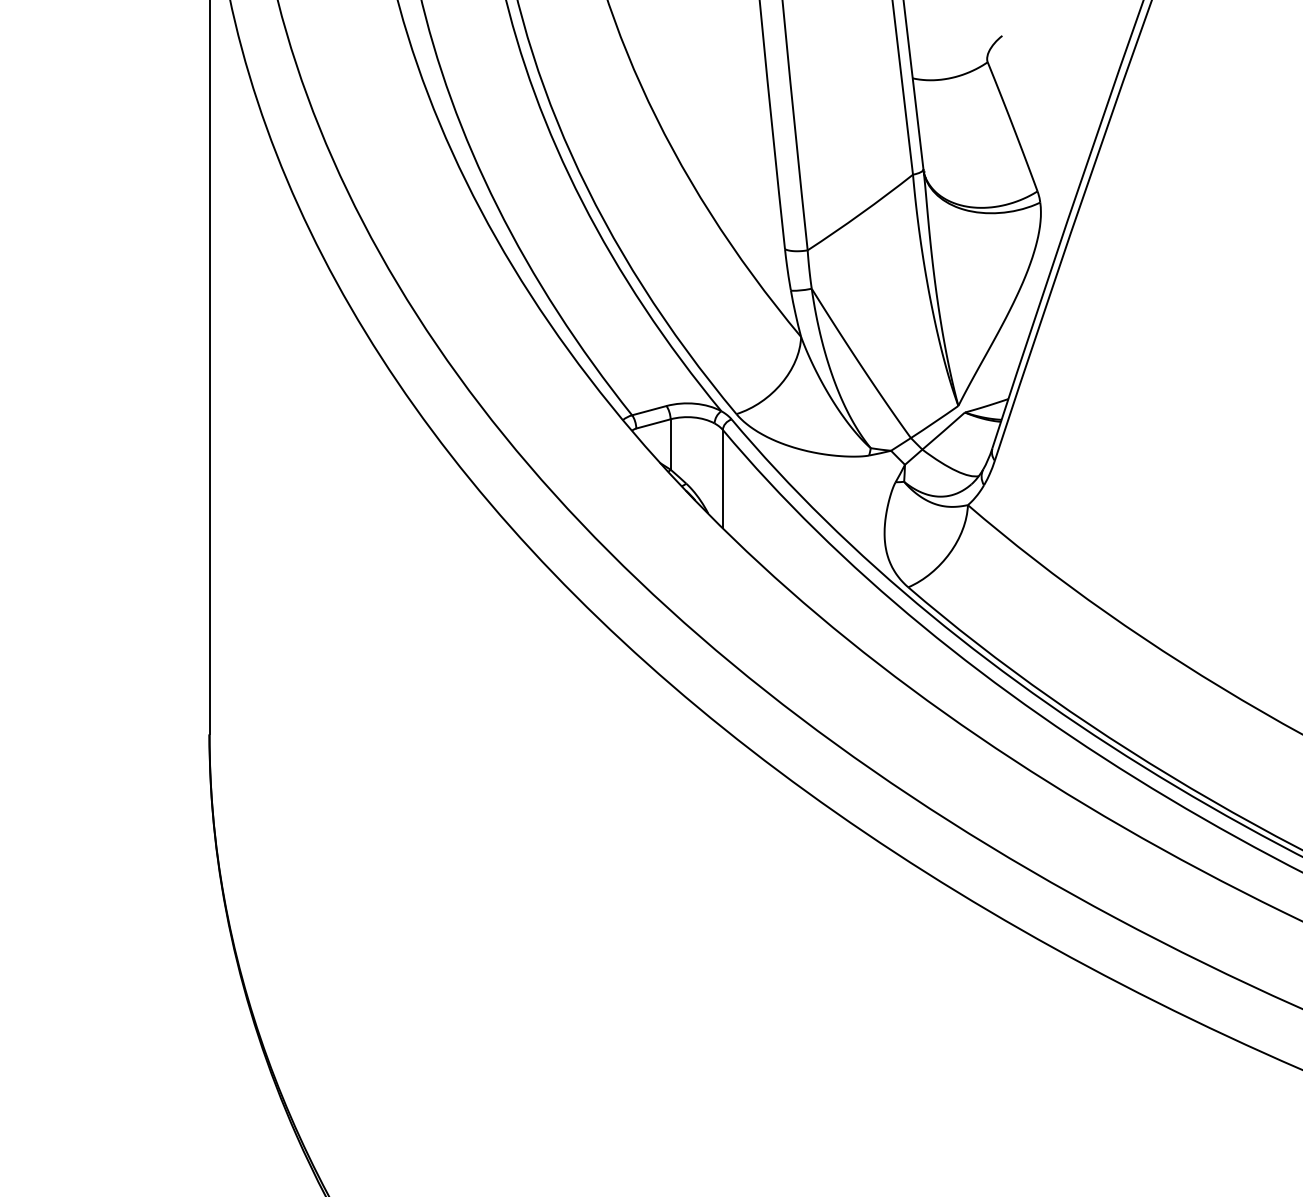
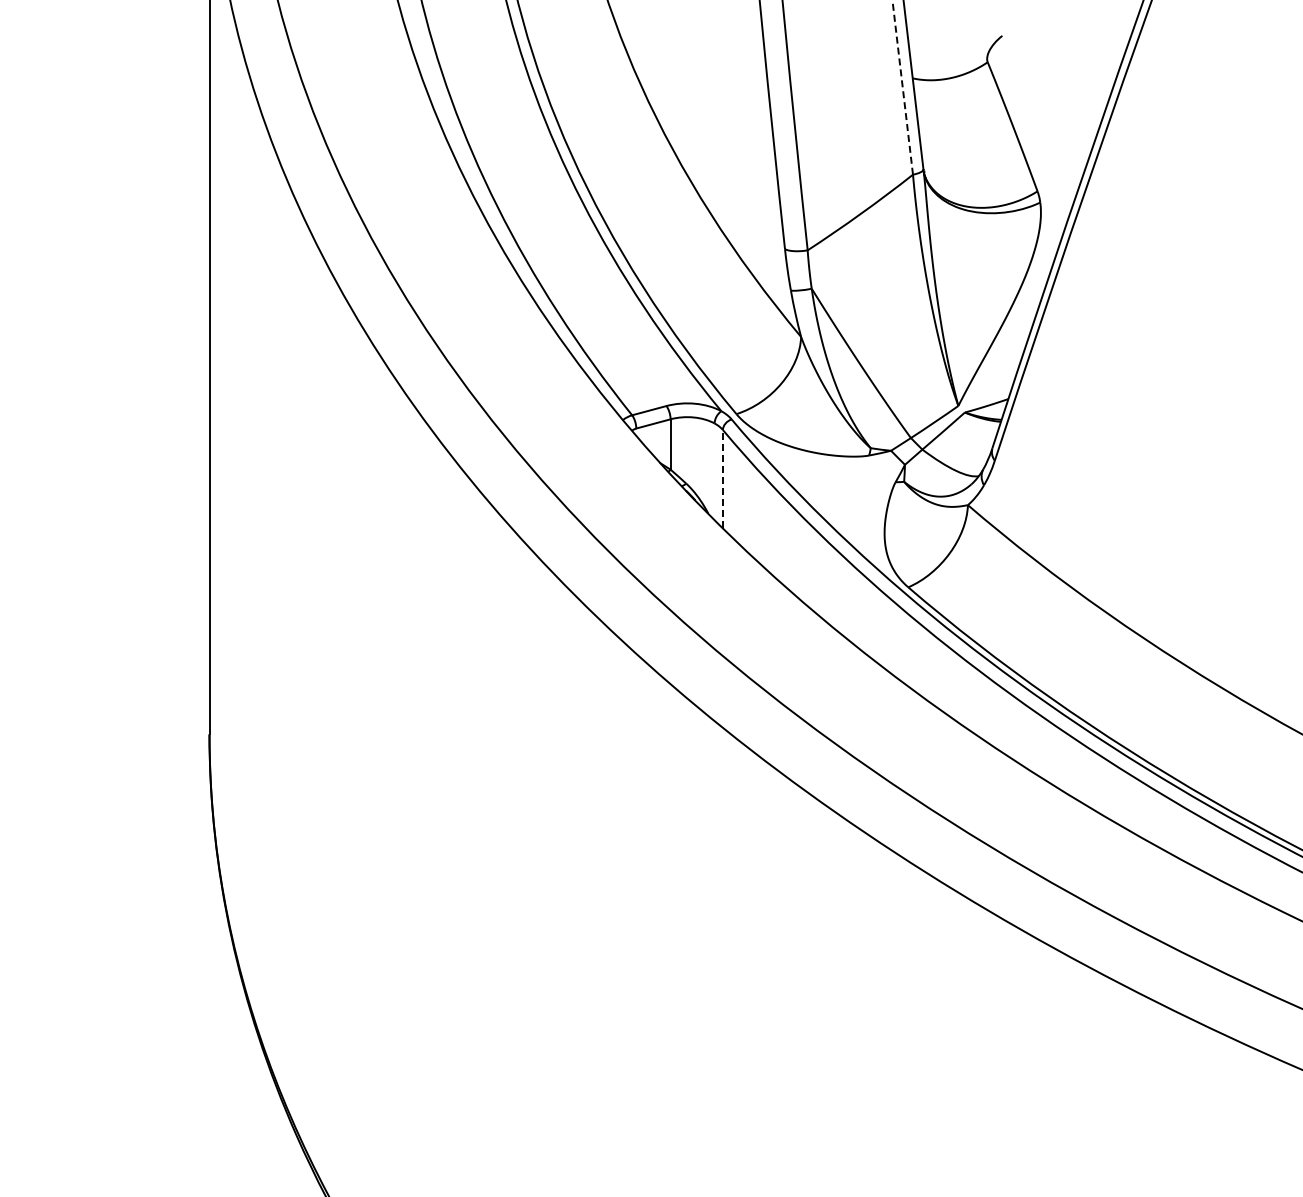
line: solid -> dashed (902, 87)
line: solid -> dashed (722, 478)
